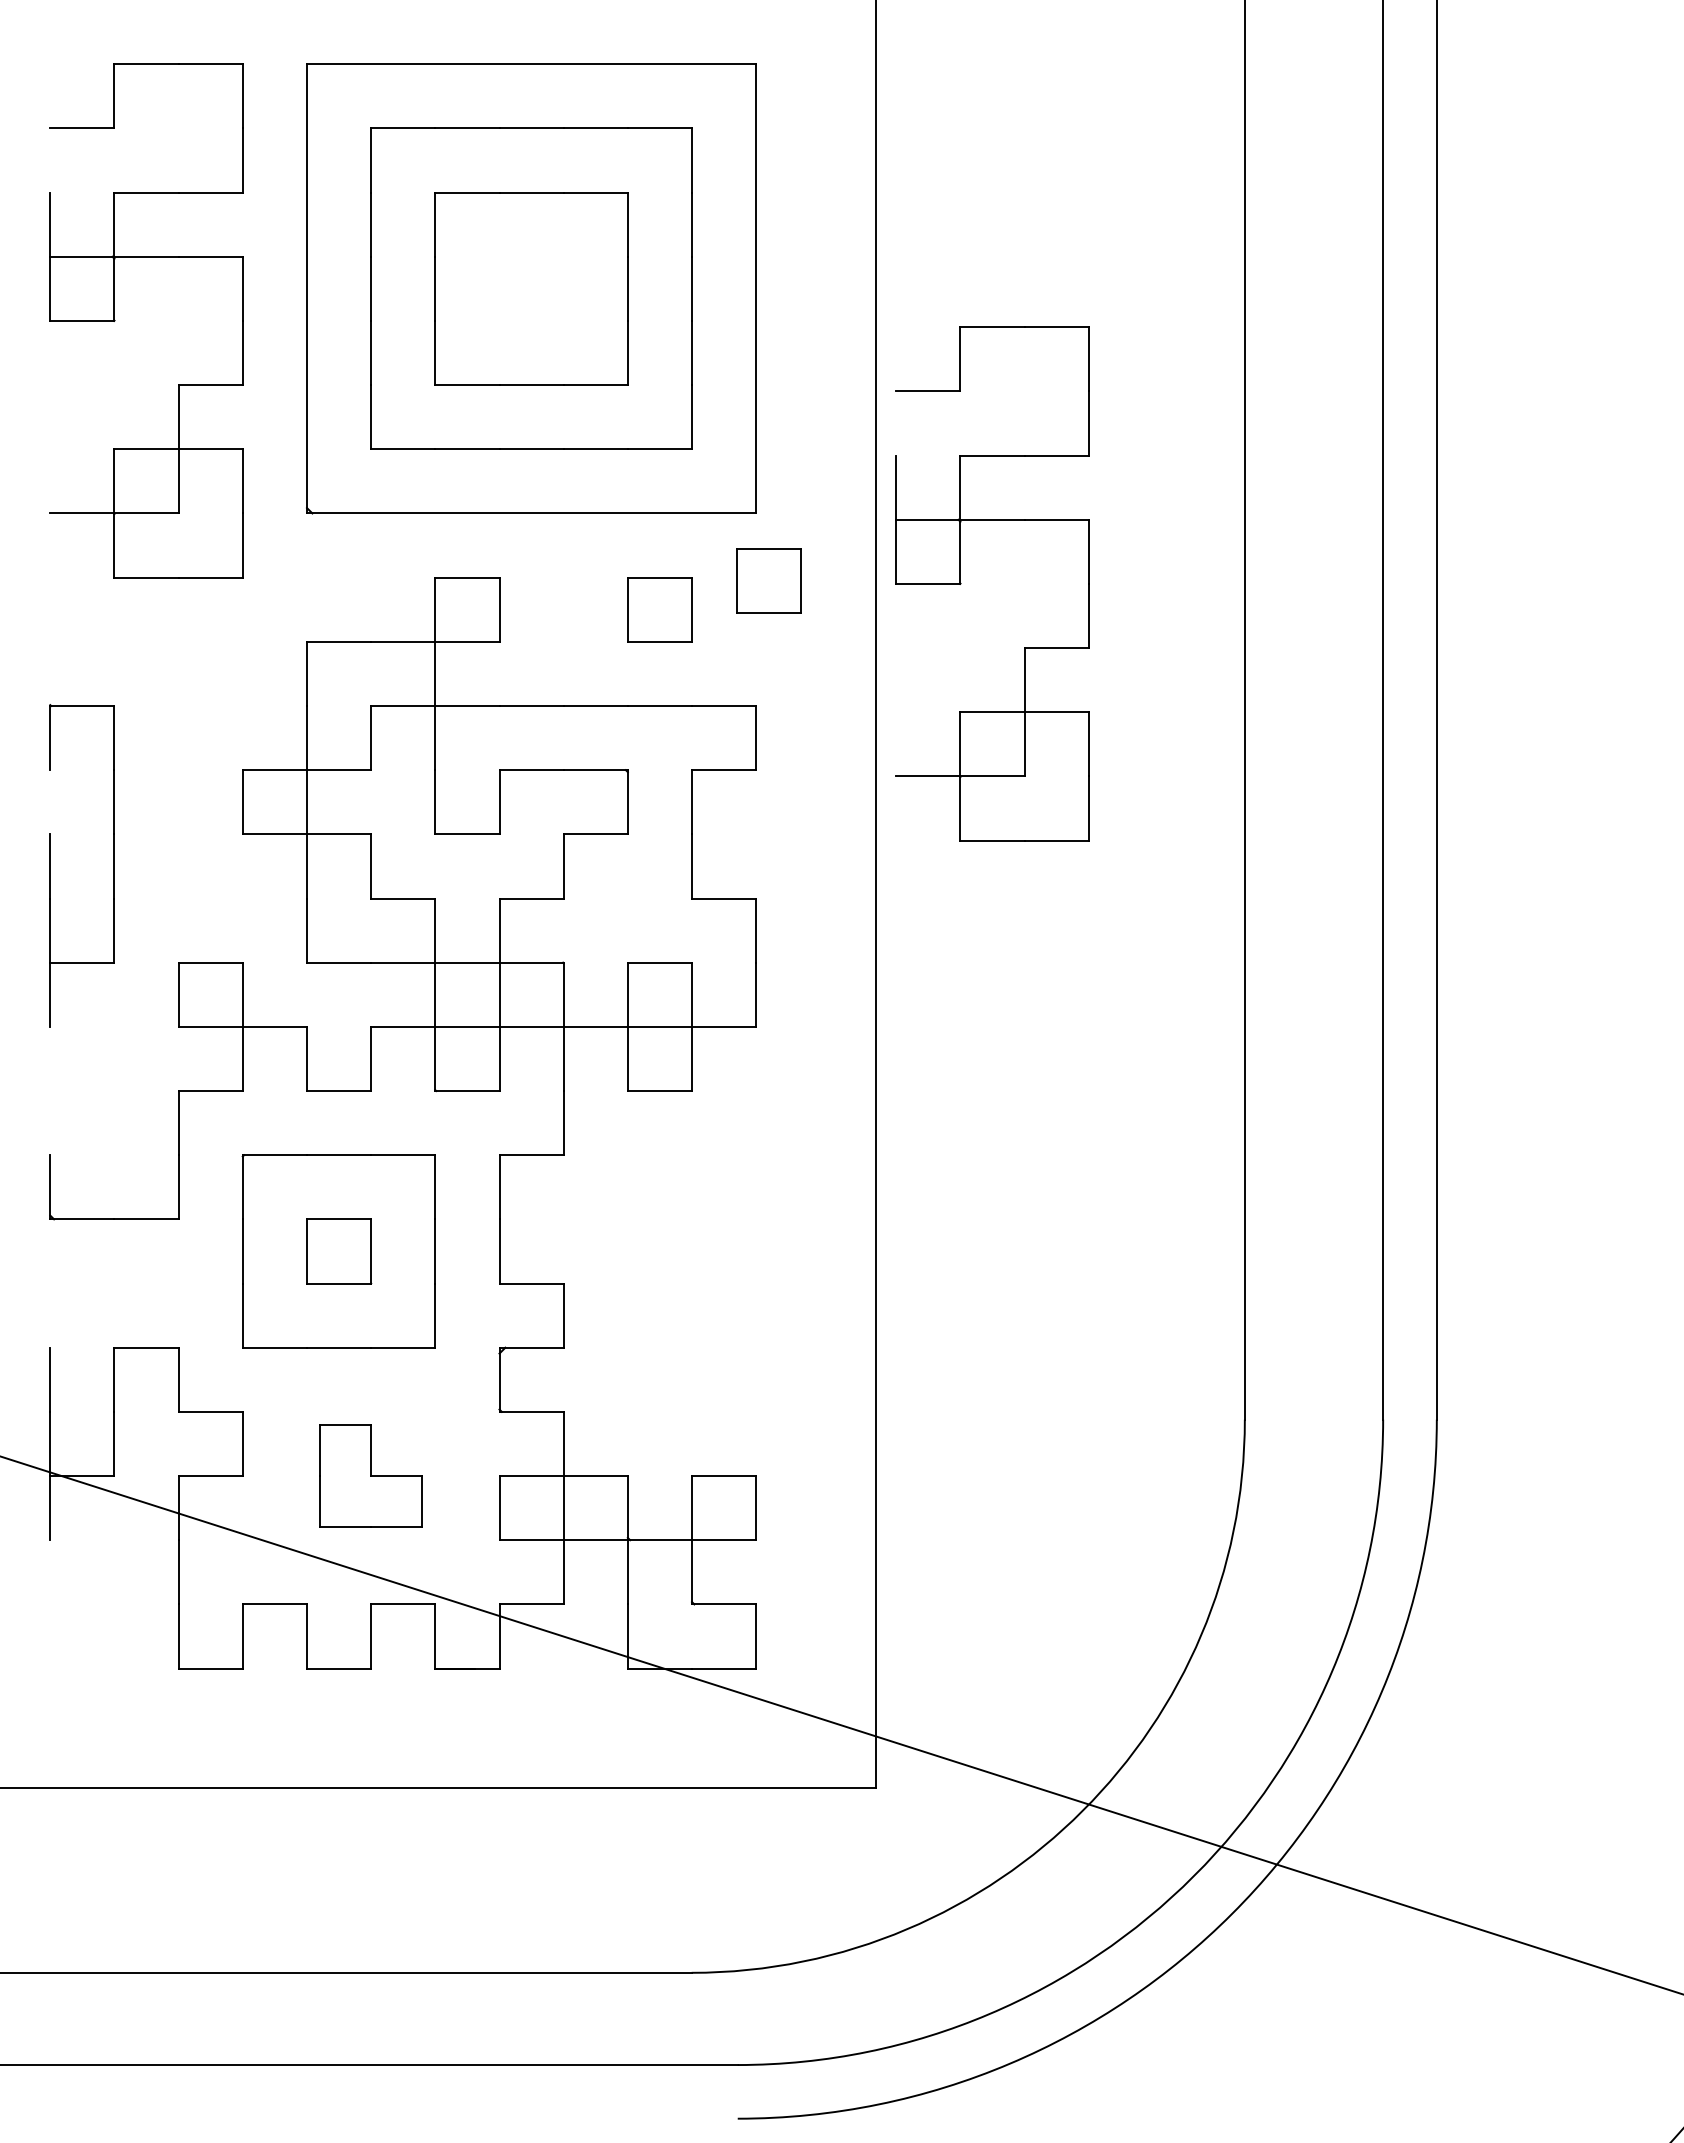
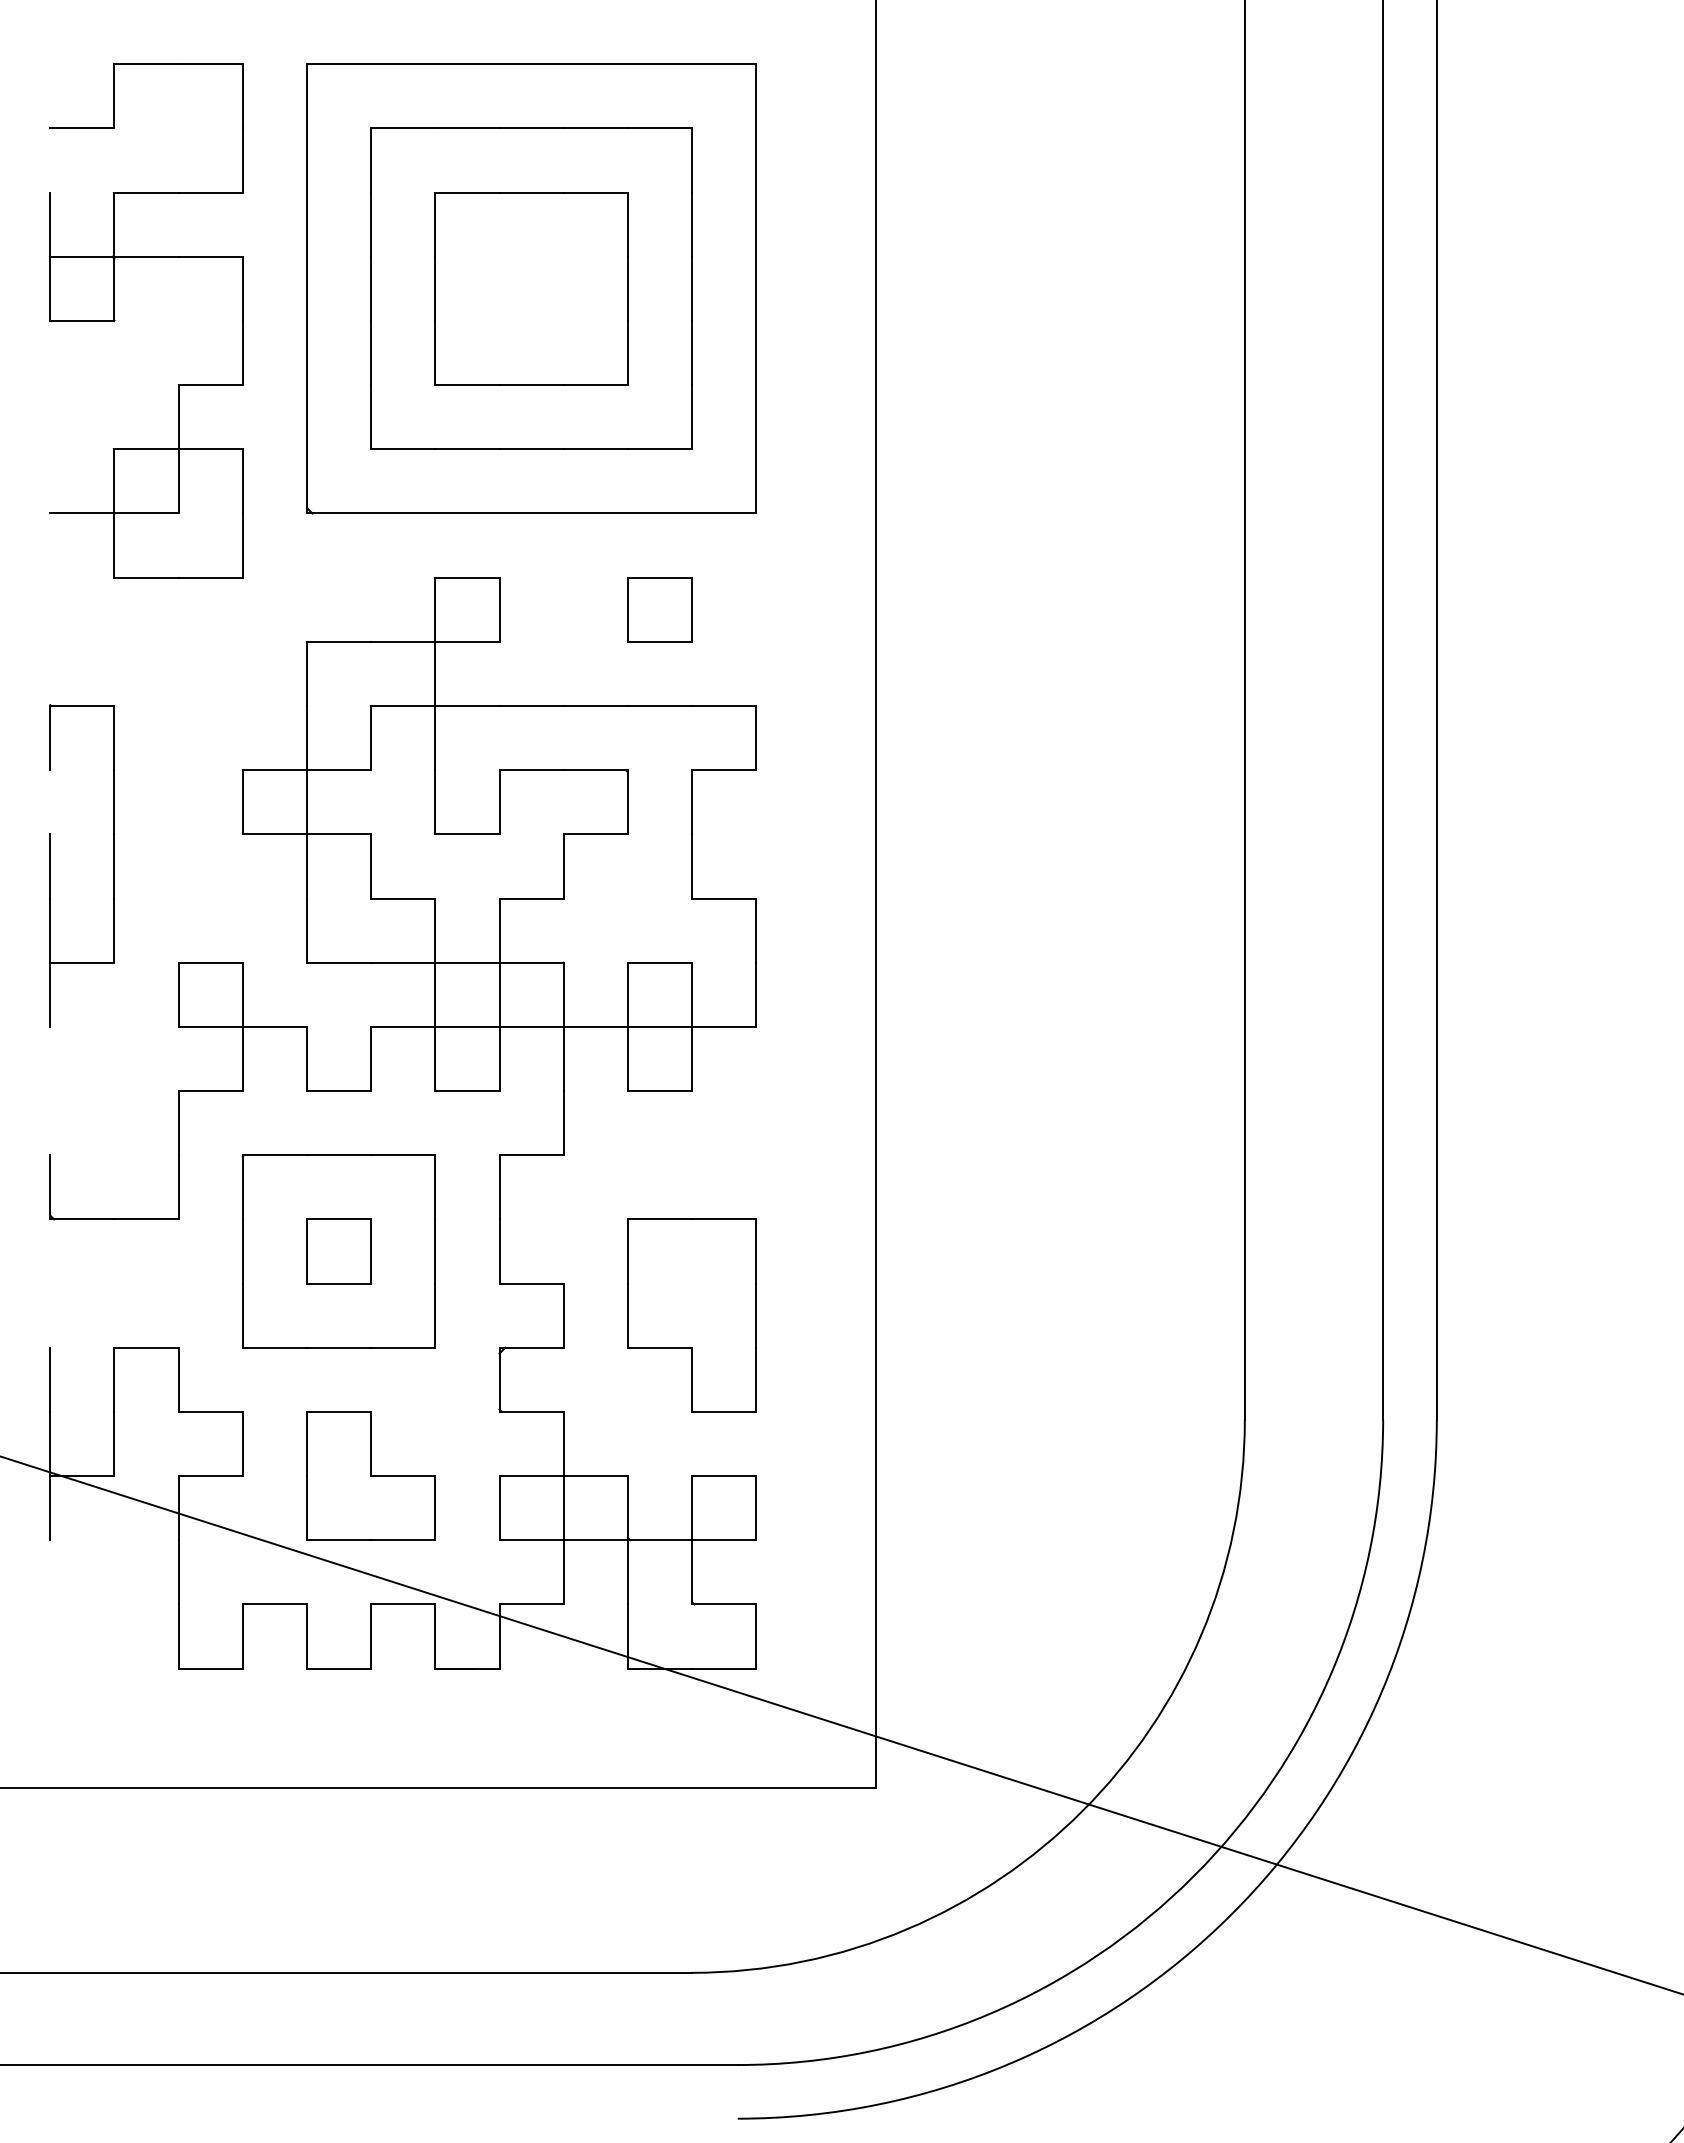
part: present -> none (768, 580)
part: present -> none (961, 583)
part: none -> present (691, 1315)
part size: 104x104 px -> 130x130 px (370, 1475)
